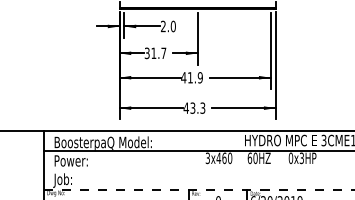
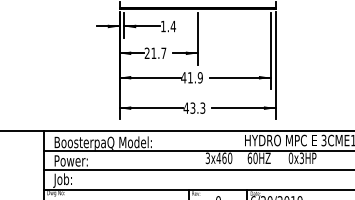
text: 2.0 -> 1.4 (168, 26)
text: 31.7 -> 21.7 (146, 53)
line: none -> present (197, 170)
line: dashed -> solid (200, 189)
